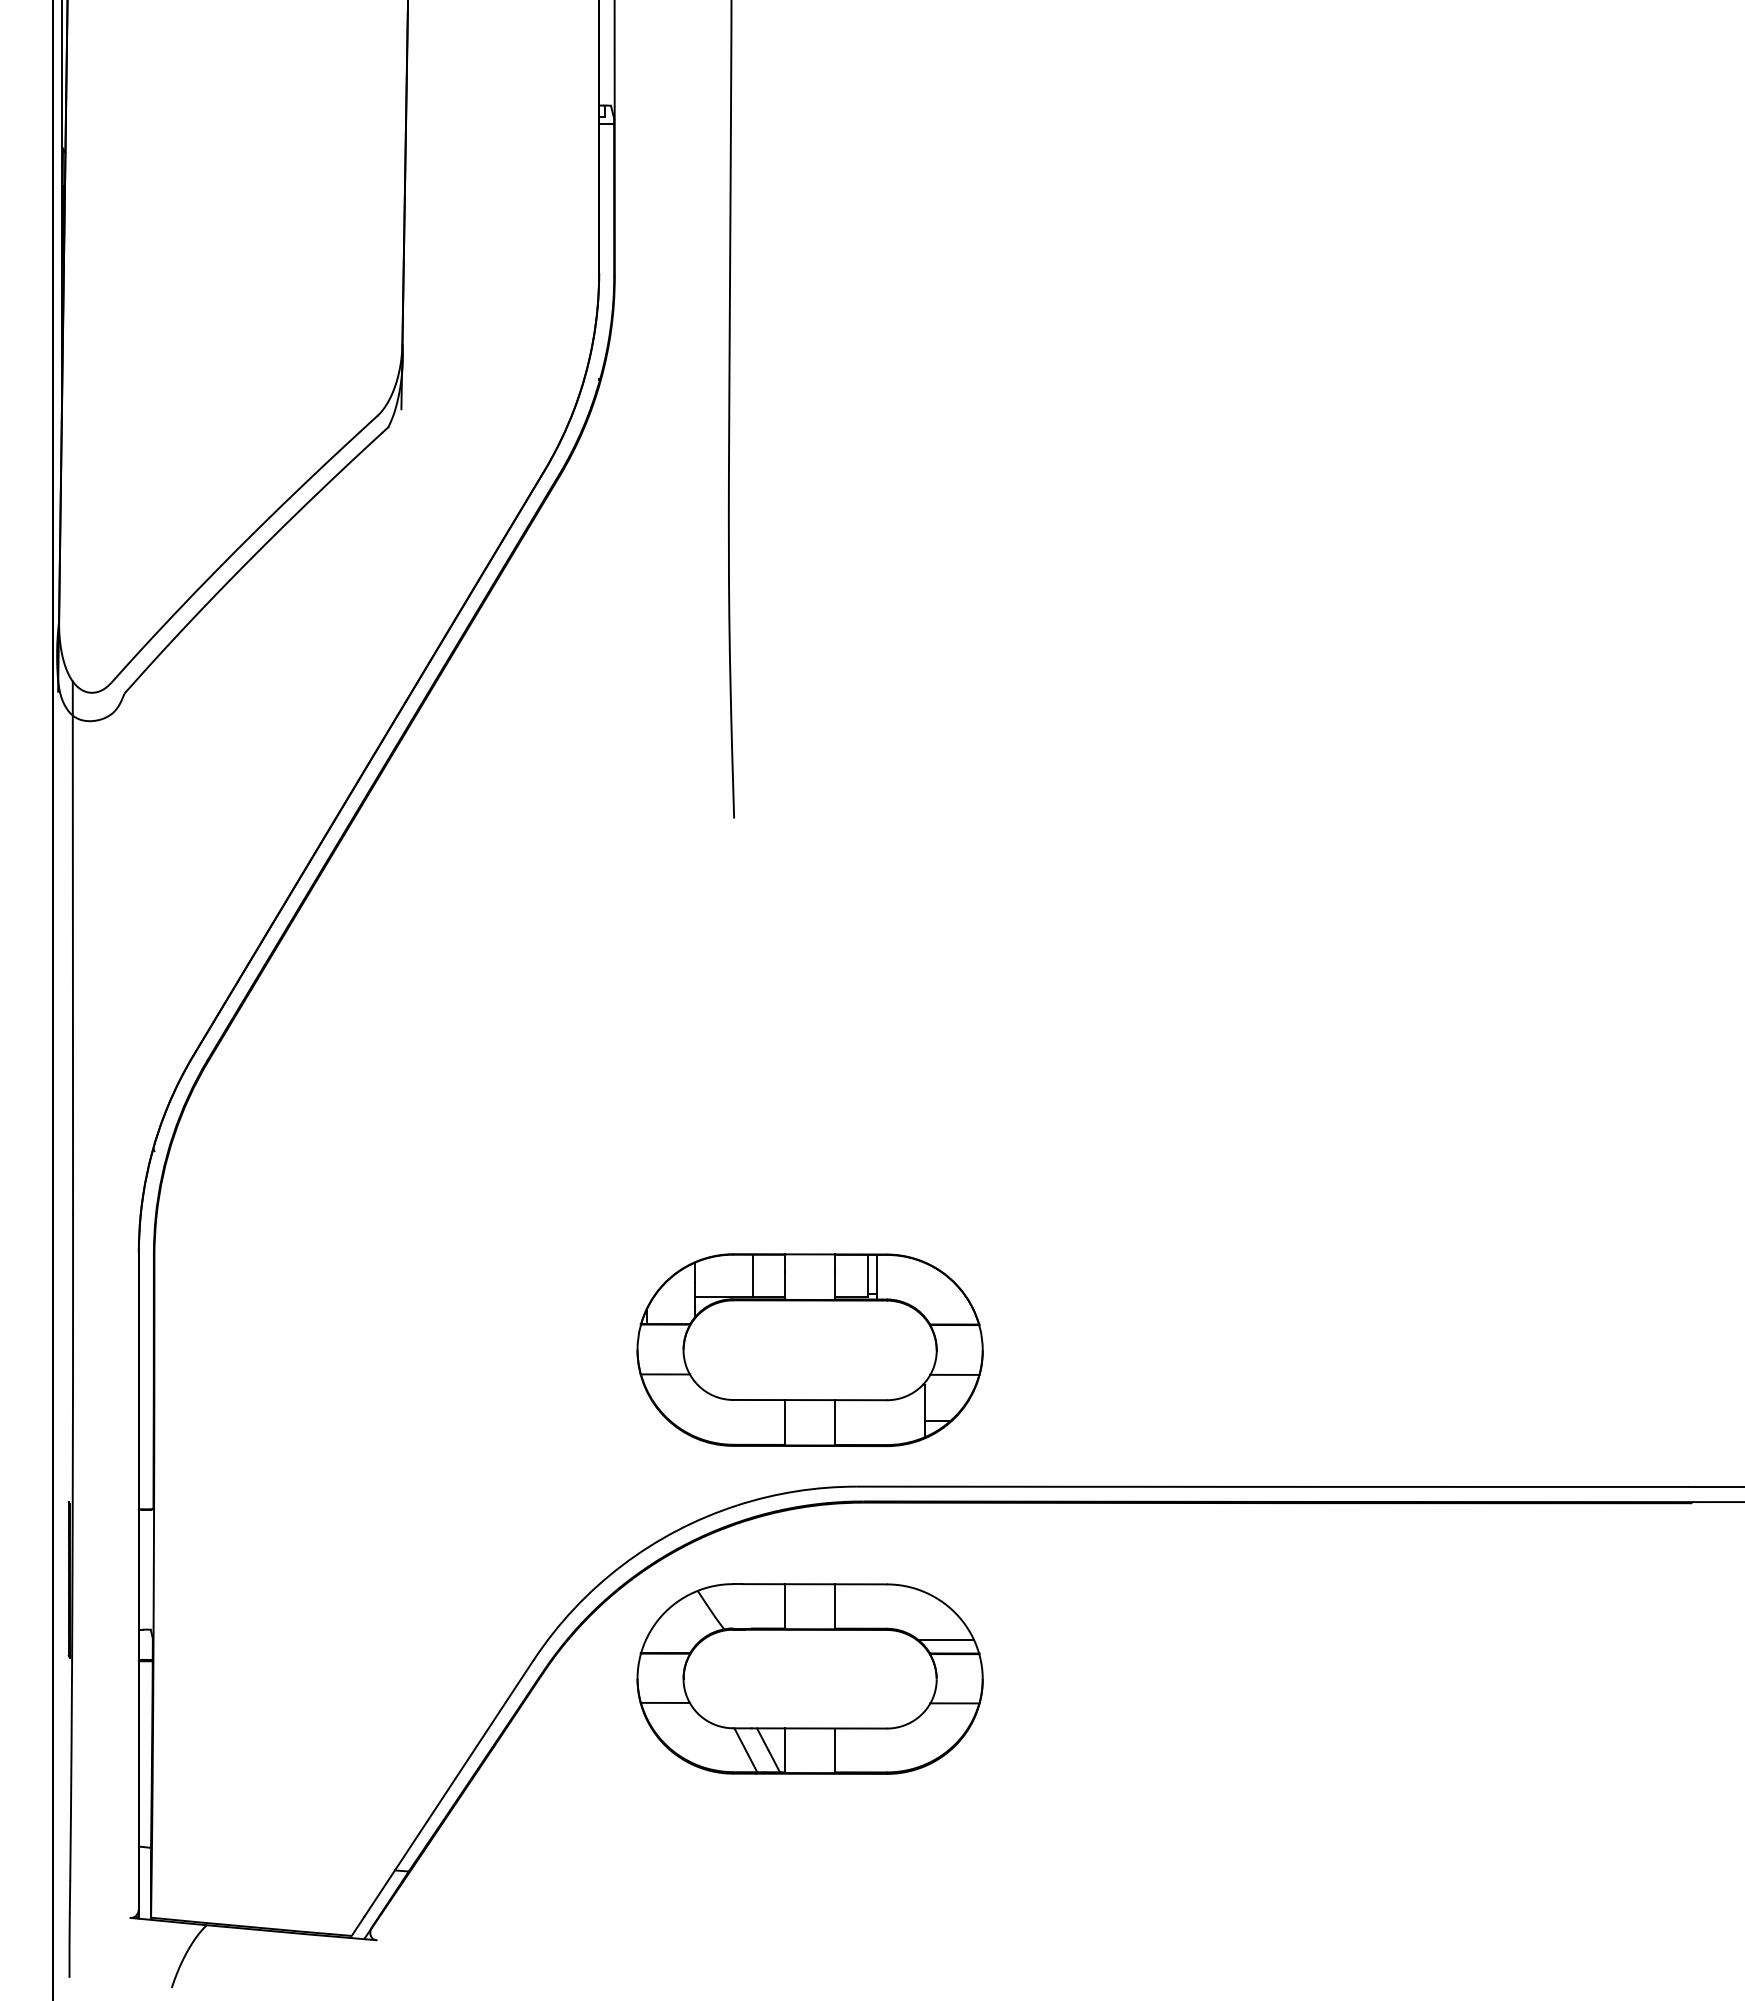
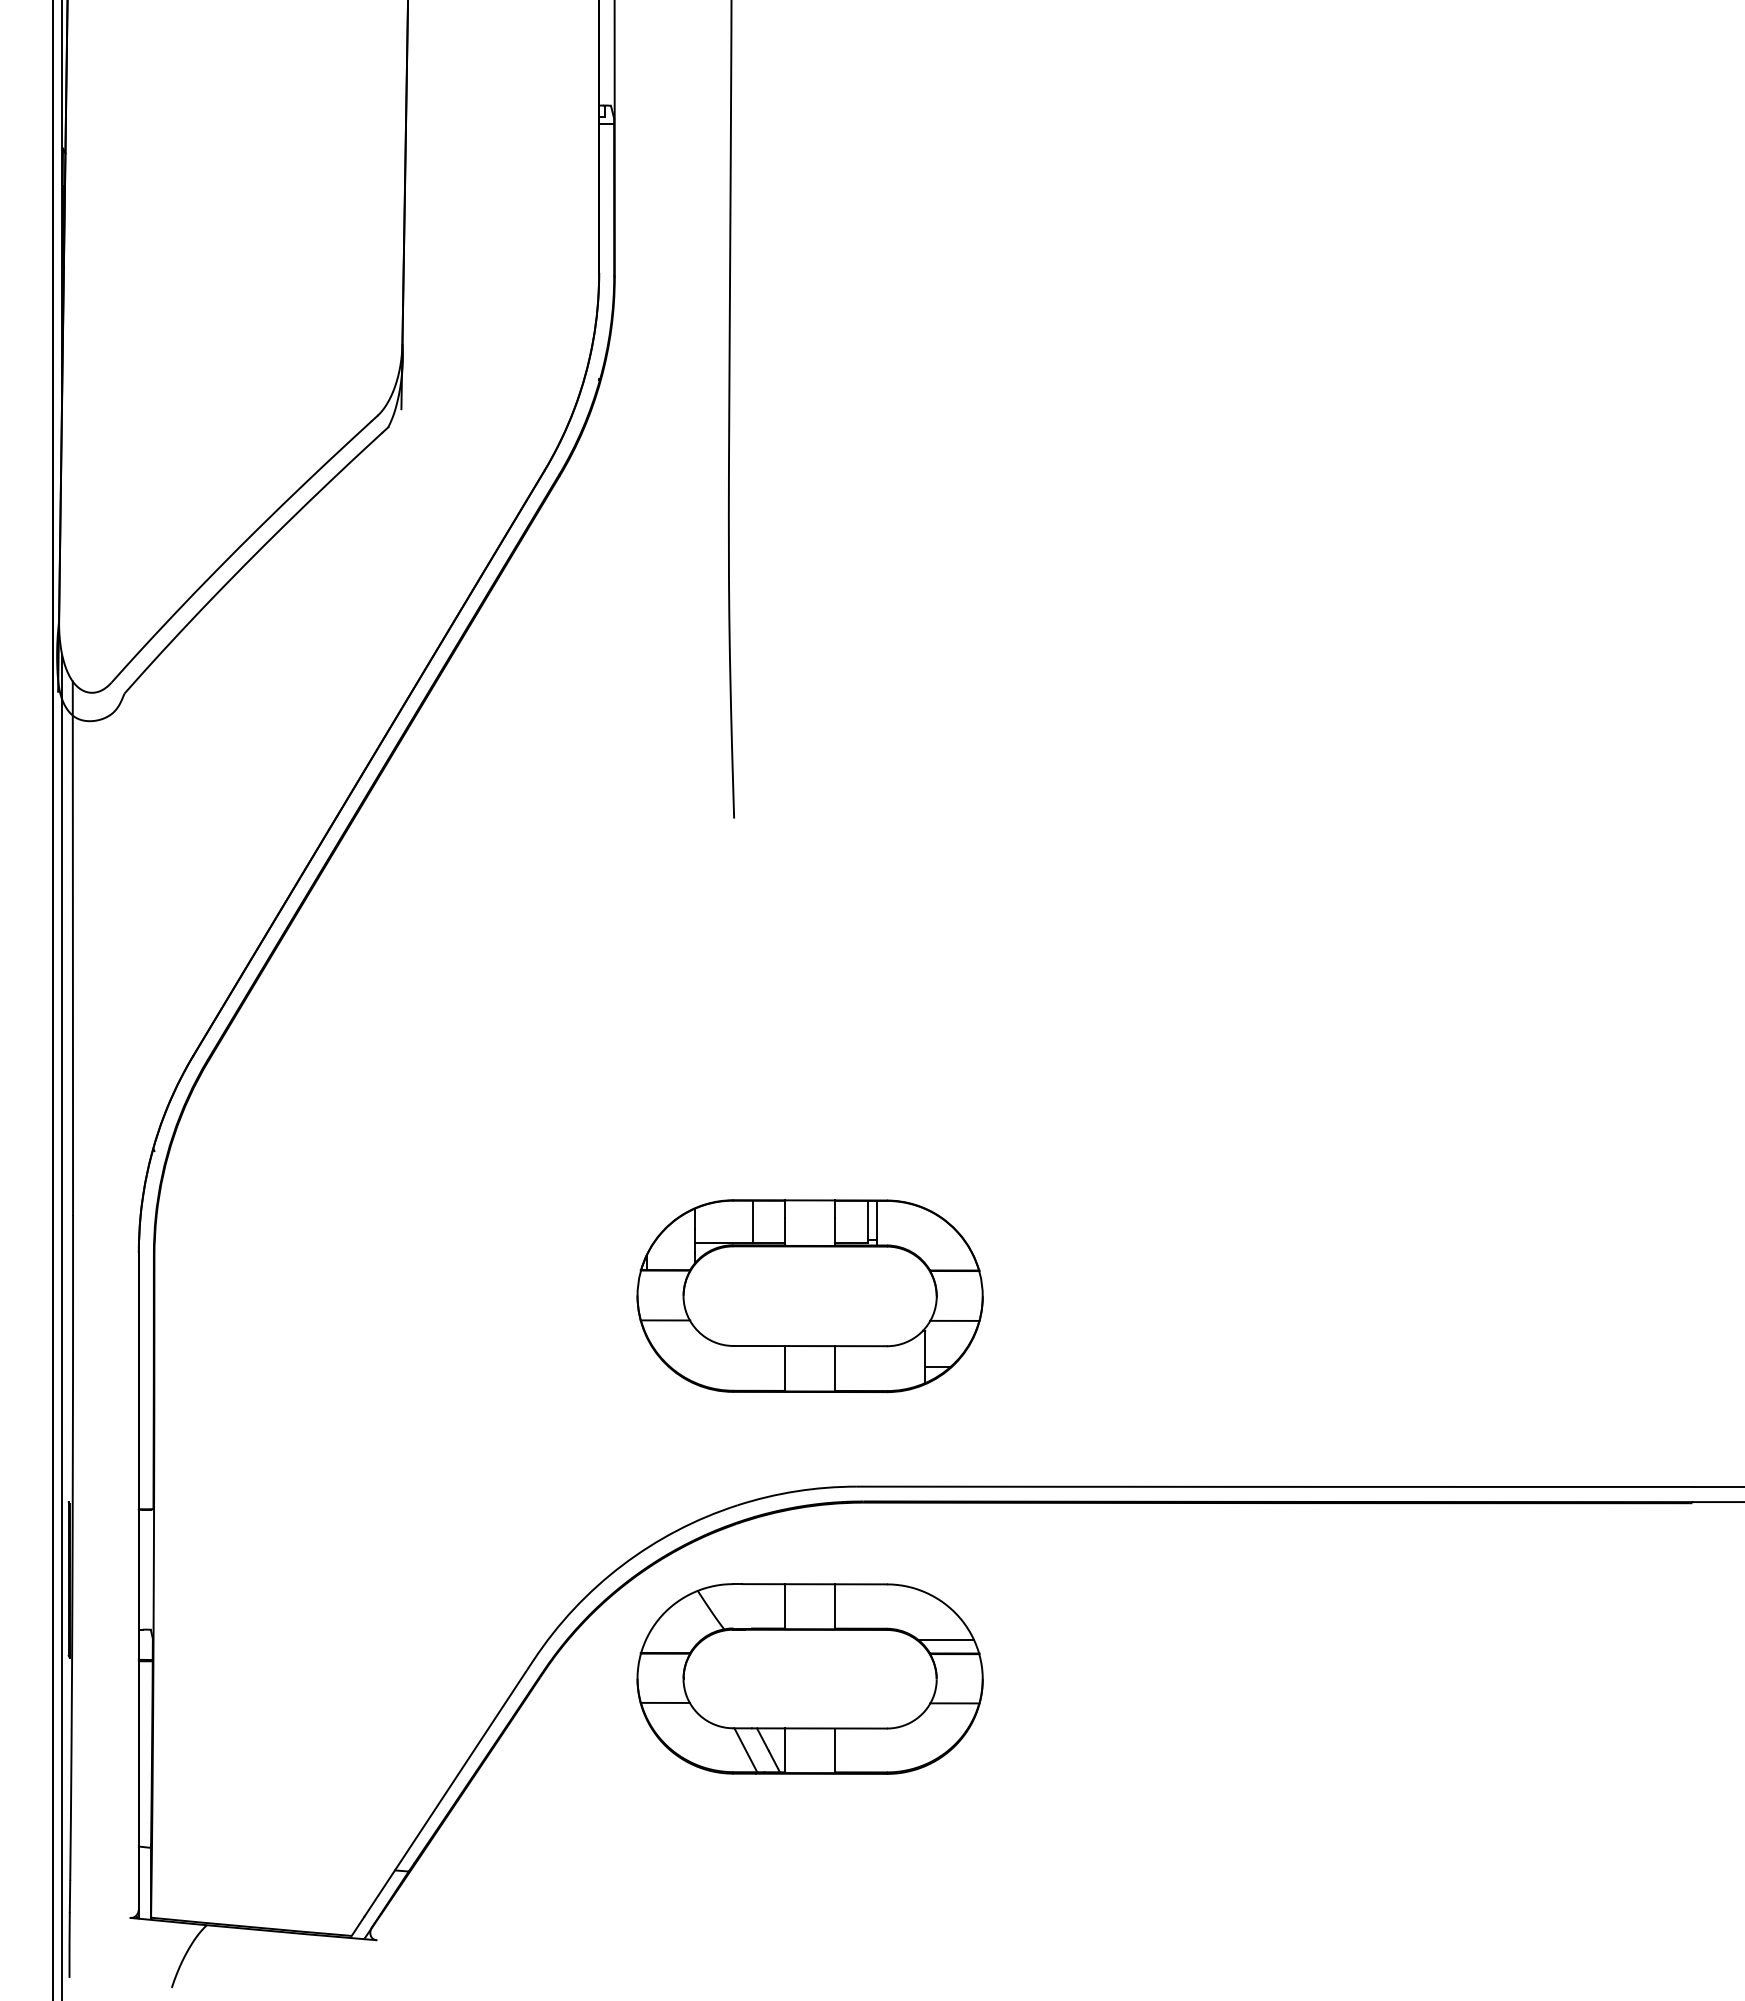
line: none -> present (62, 1325)
part position: (809, 1350) -> (809, 1296) (809, 1296)
